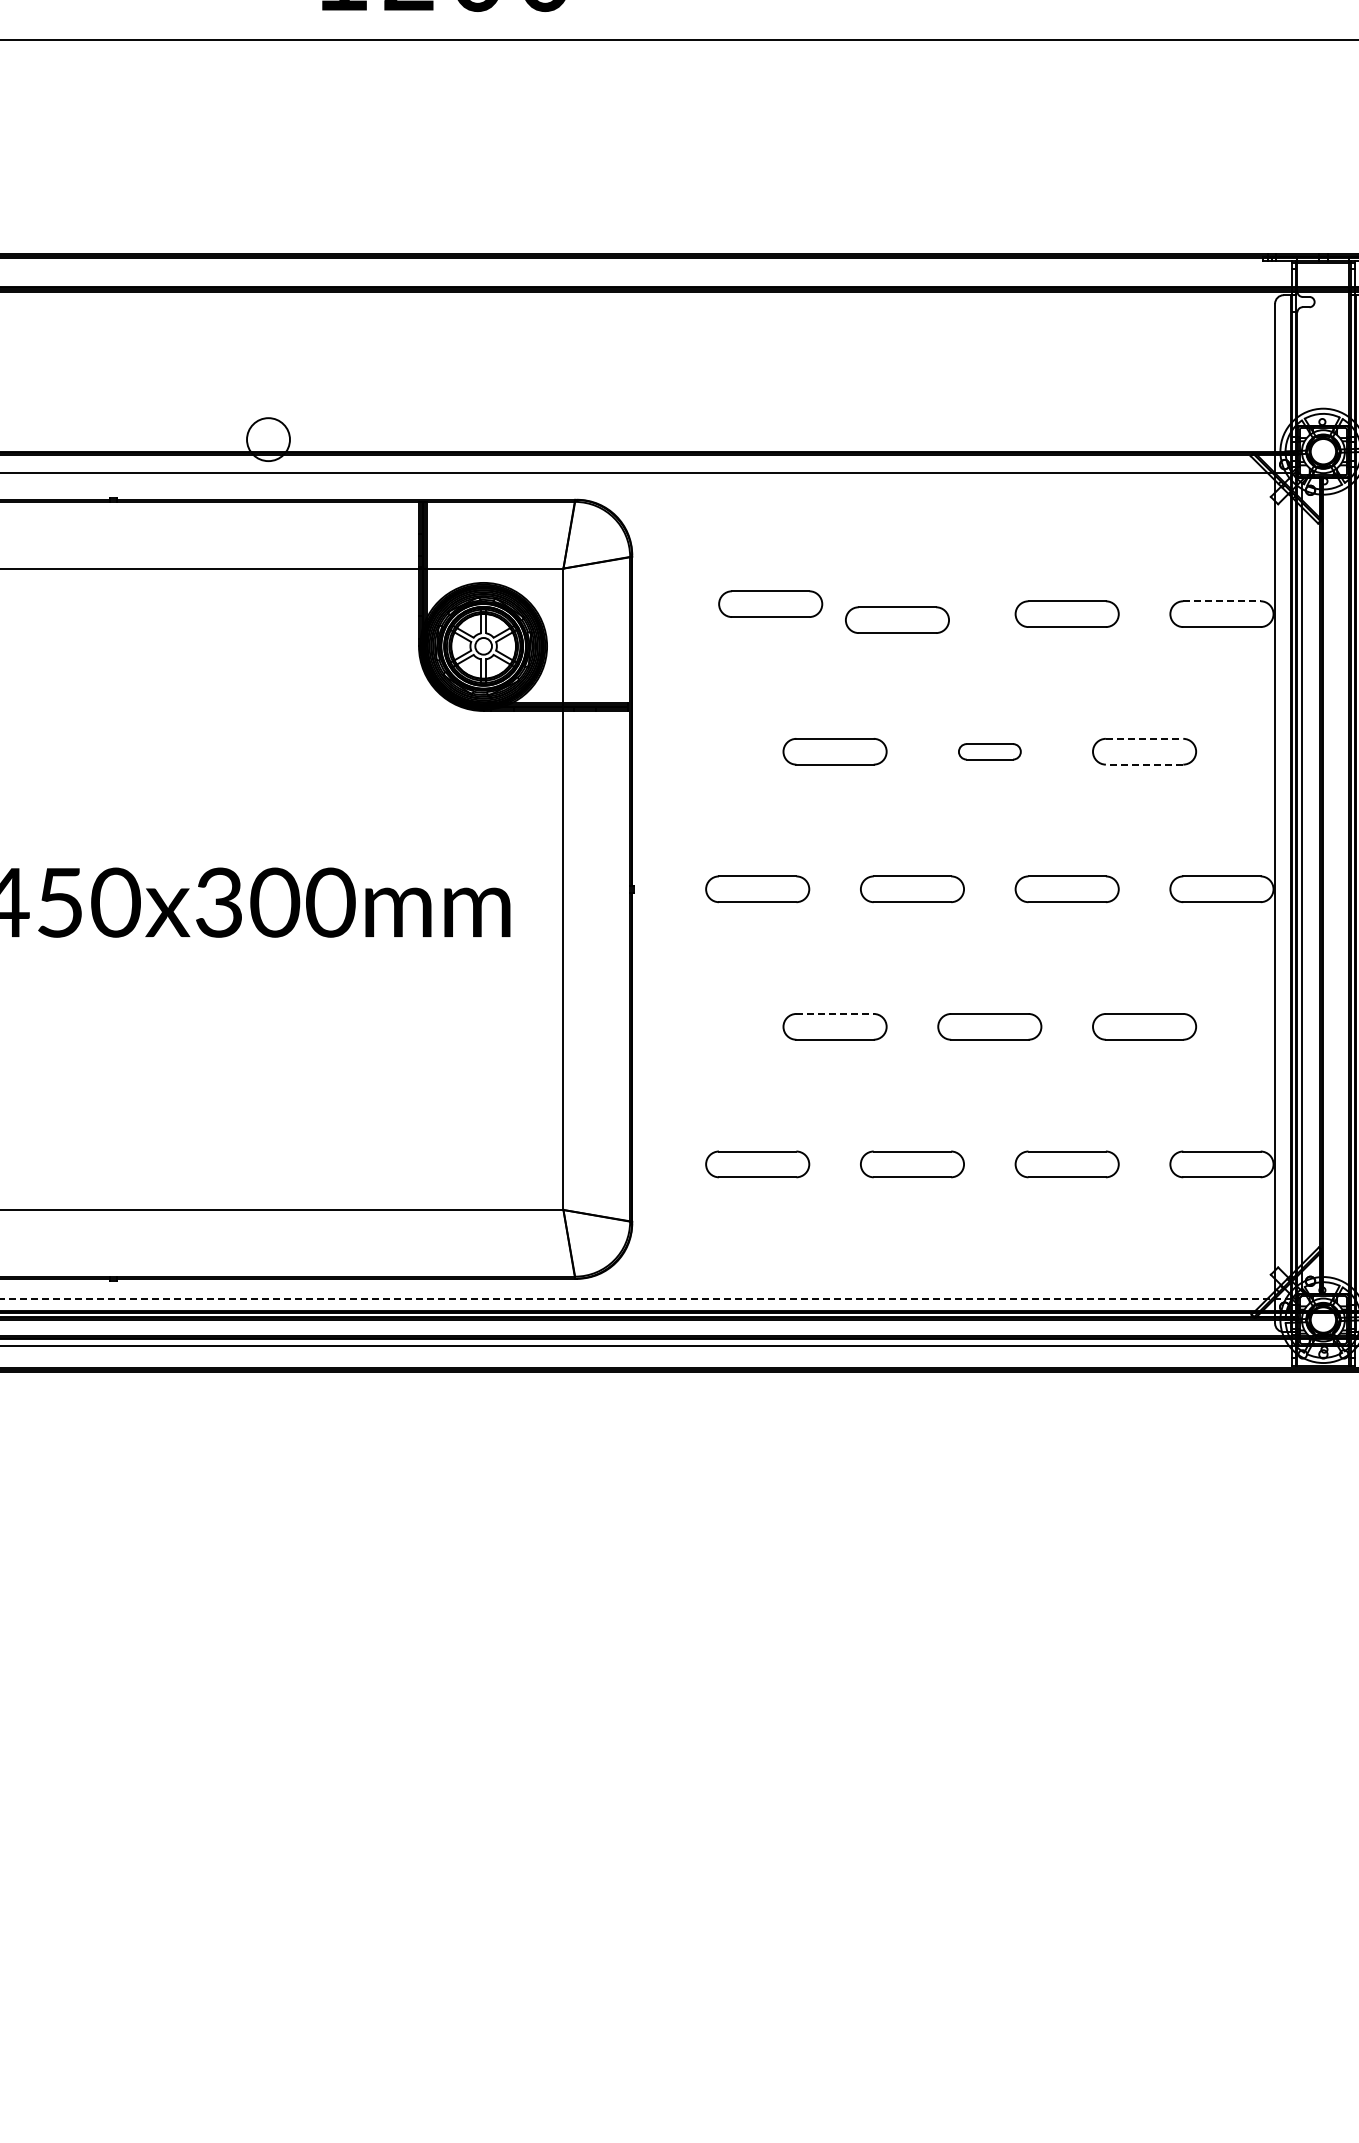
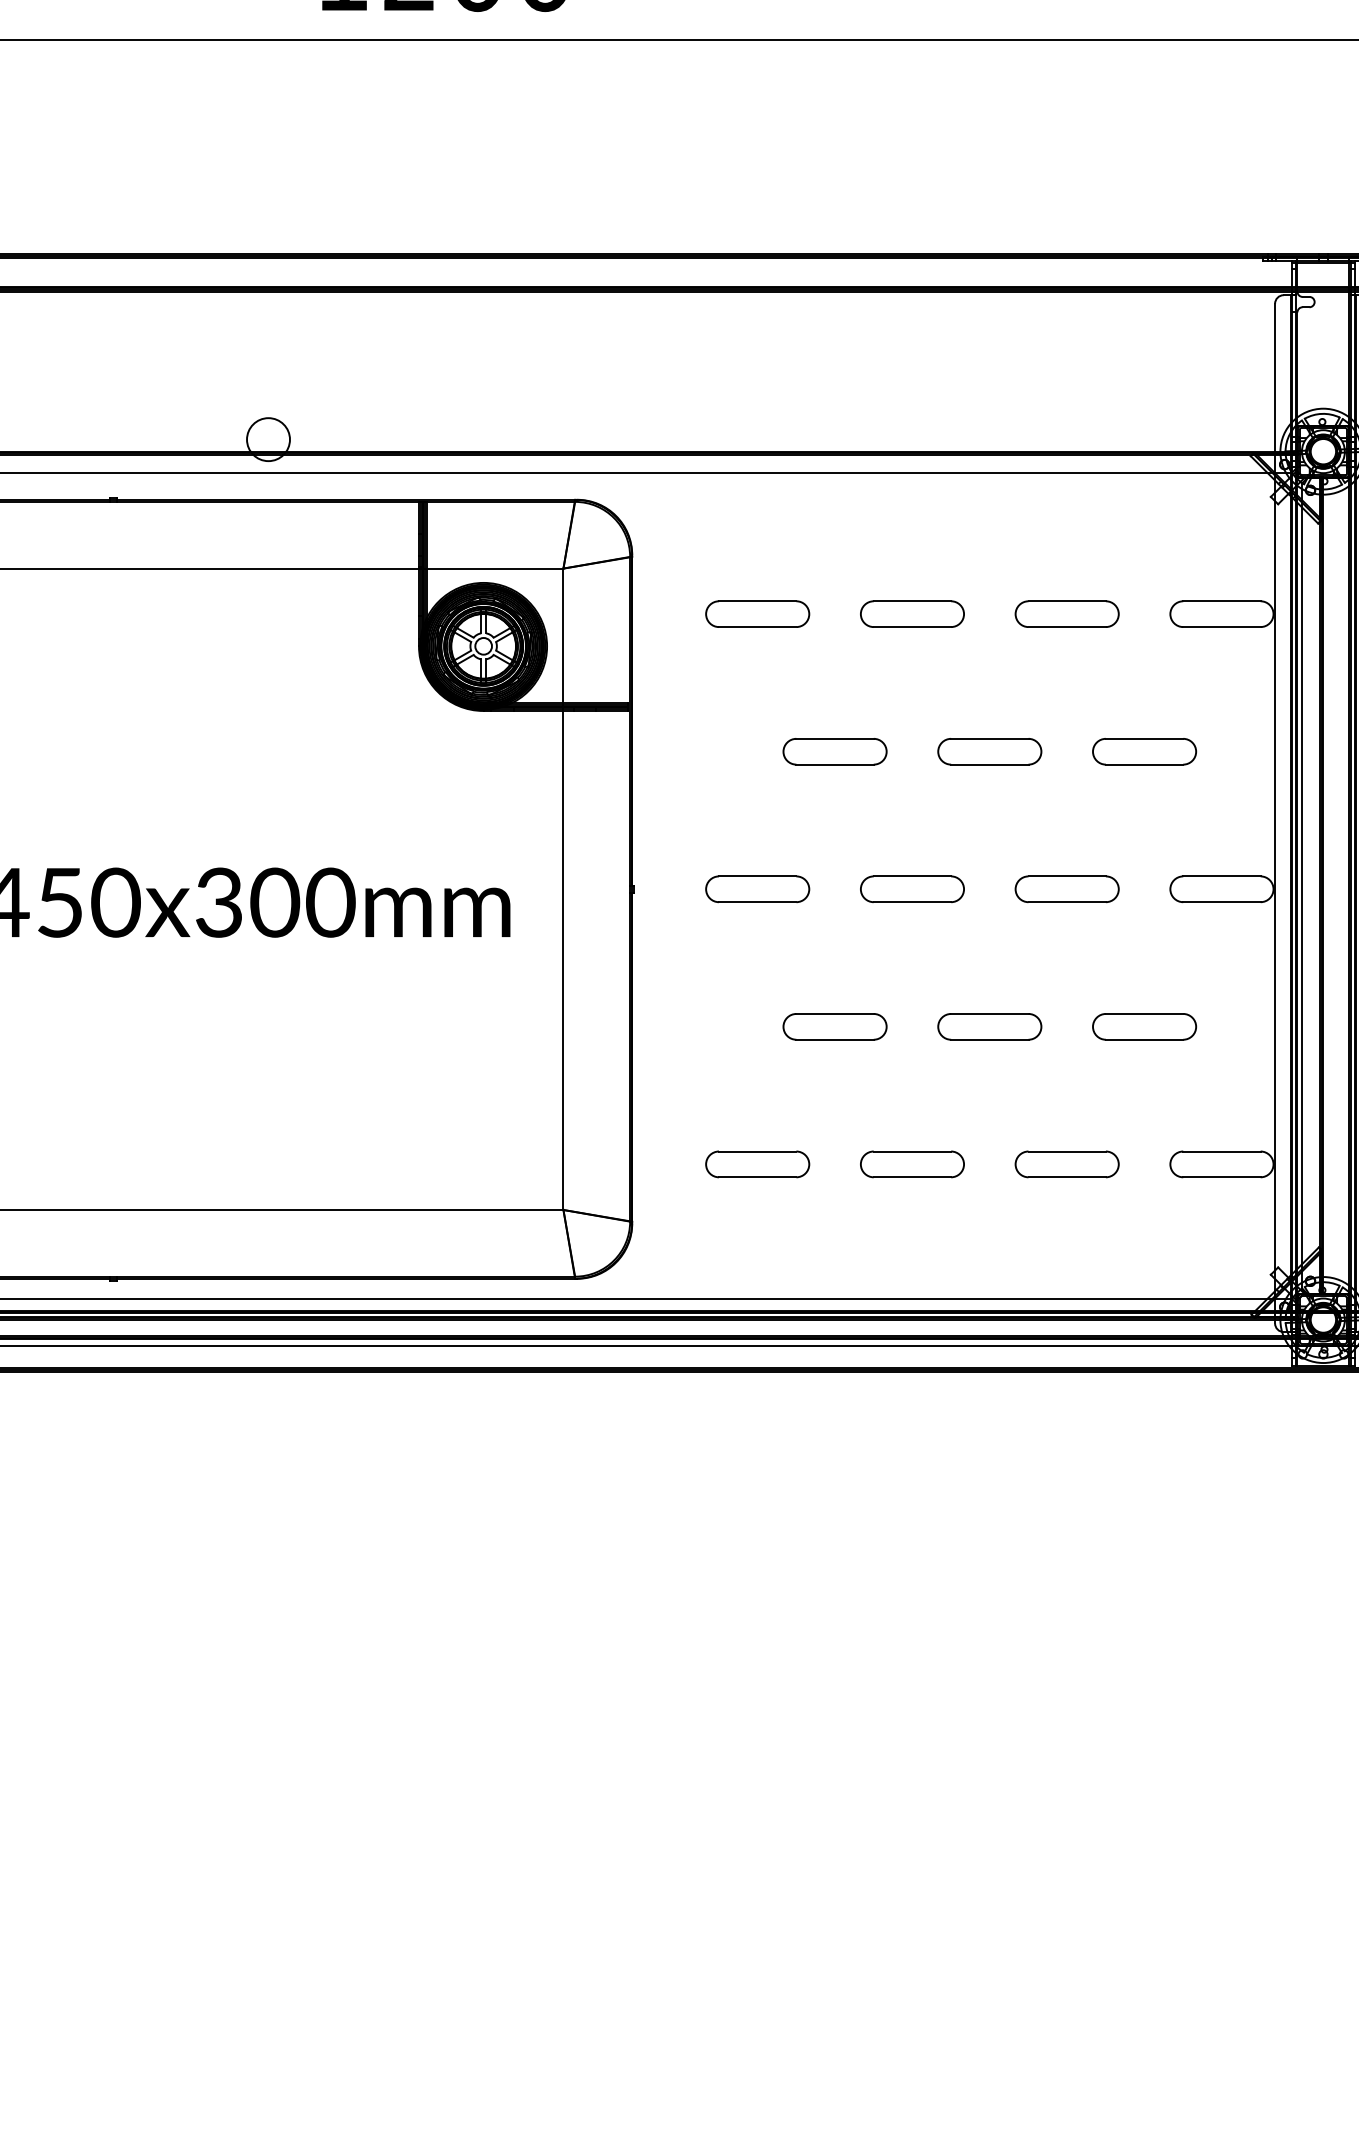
line: dashed -> solid (1221, 601)
part position: (770, 603) -> (757, 613) (757, 613)
part position: (897, 619) -> (912, 613) (912, 613)
line: dashed -> solid (1144, 738)
part size: 64x18 px -> 106x28 px (989, 751)
line: dashed -> solid (1144, 764)
line: dashed -> solid (835, 1013)
line: dashed -> solid (645, 1298)
